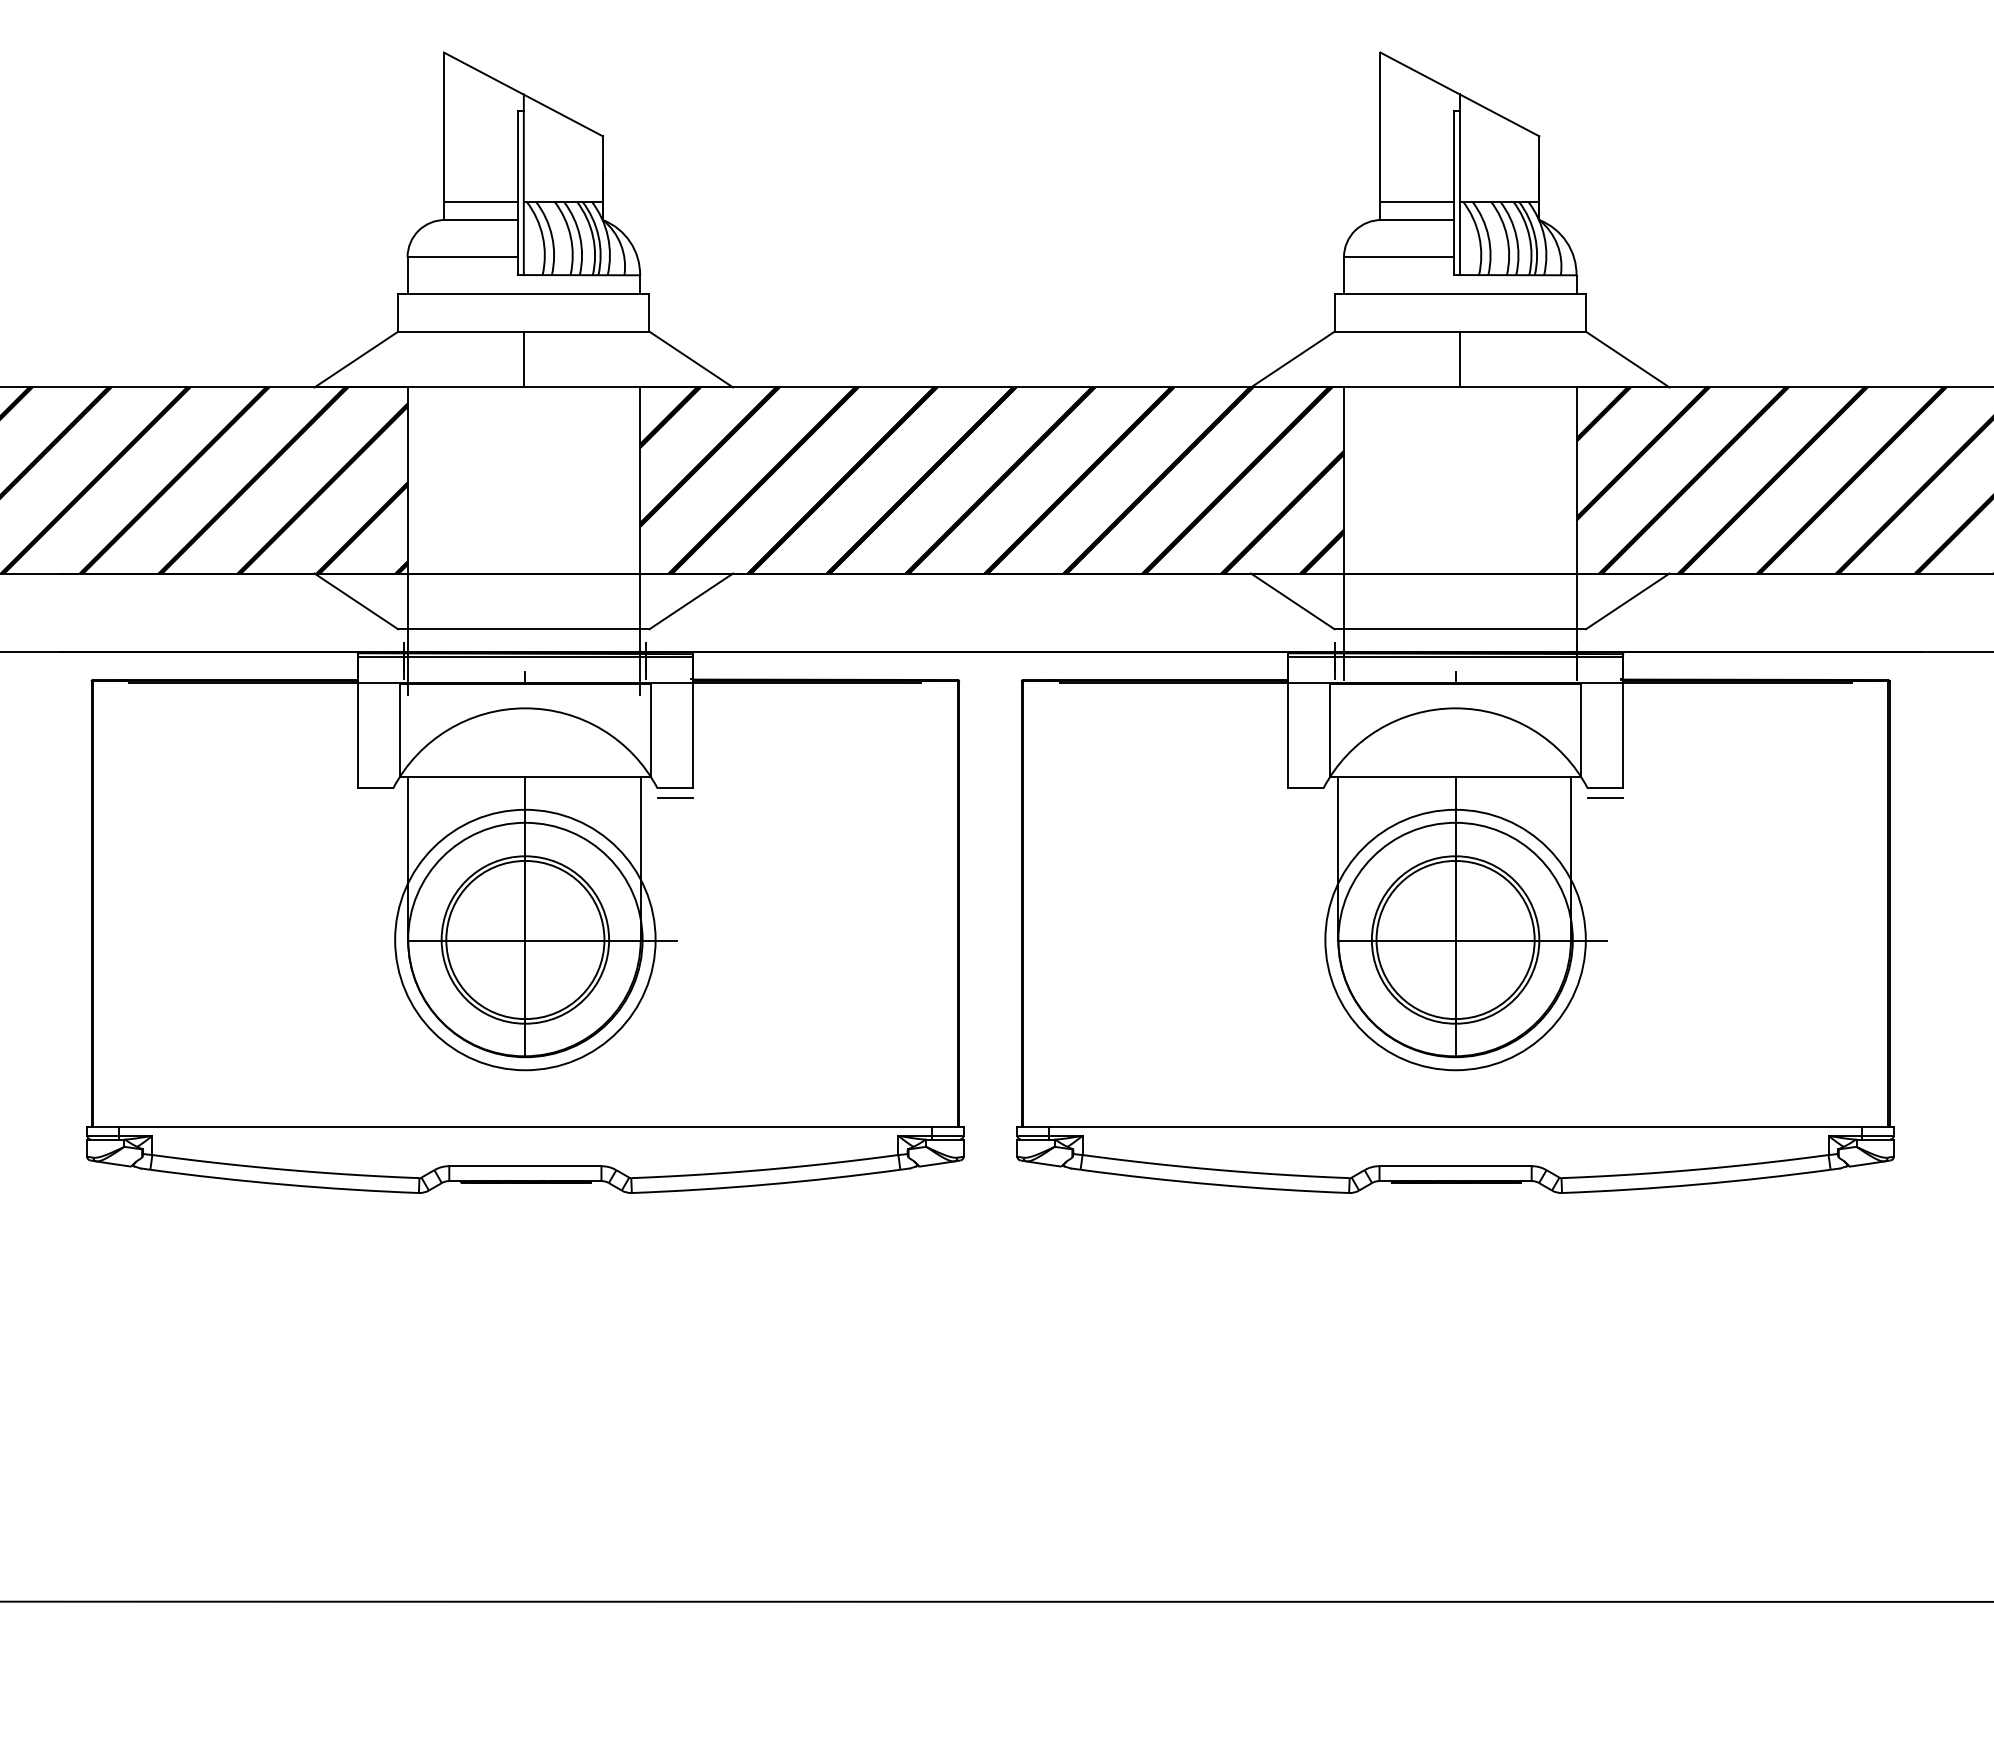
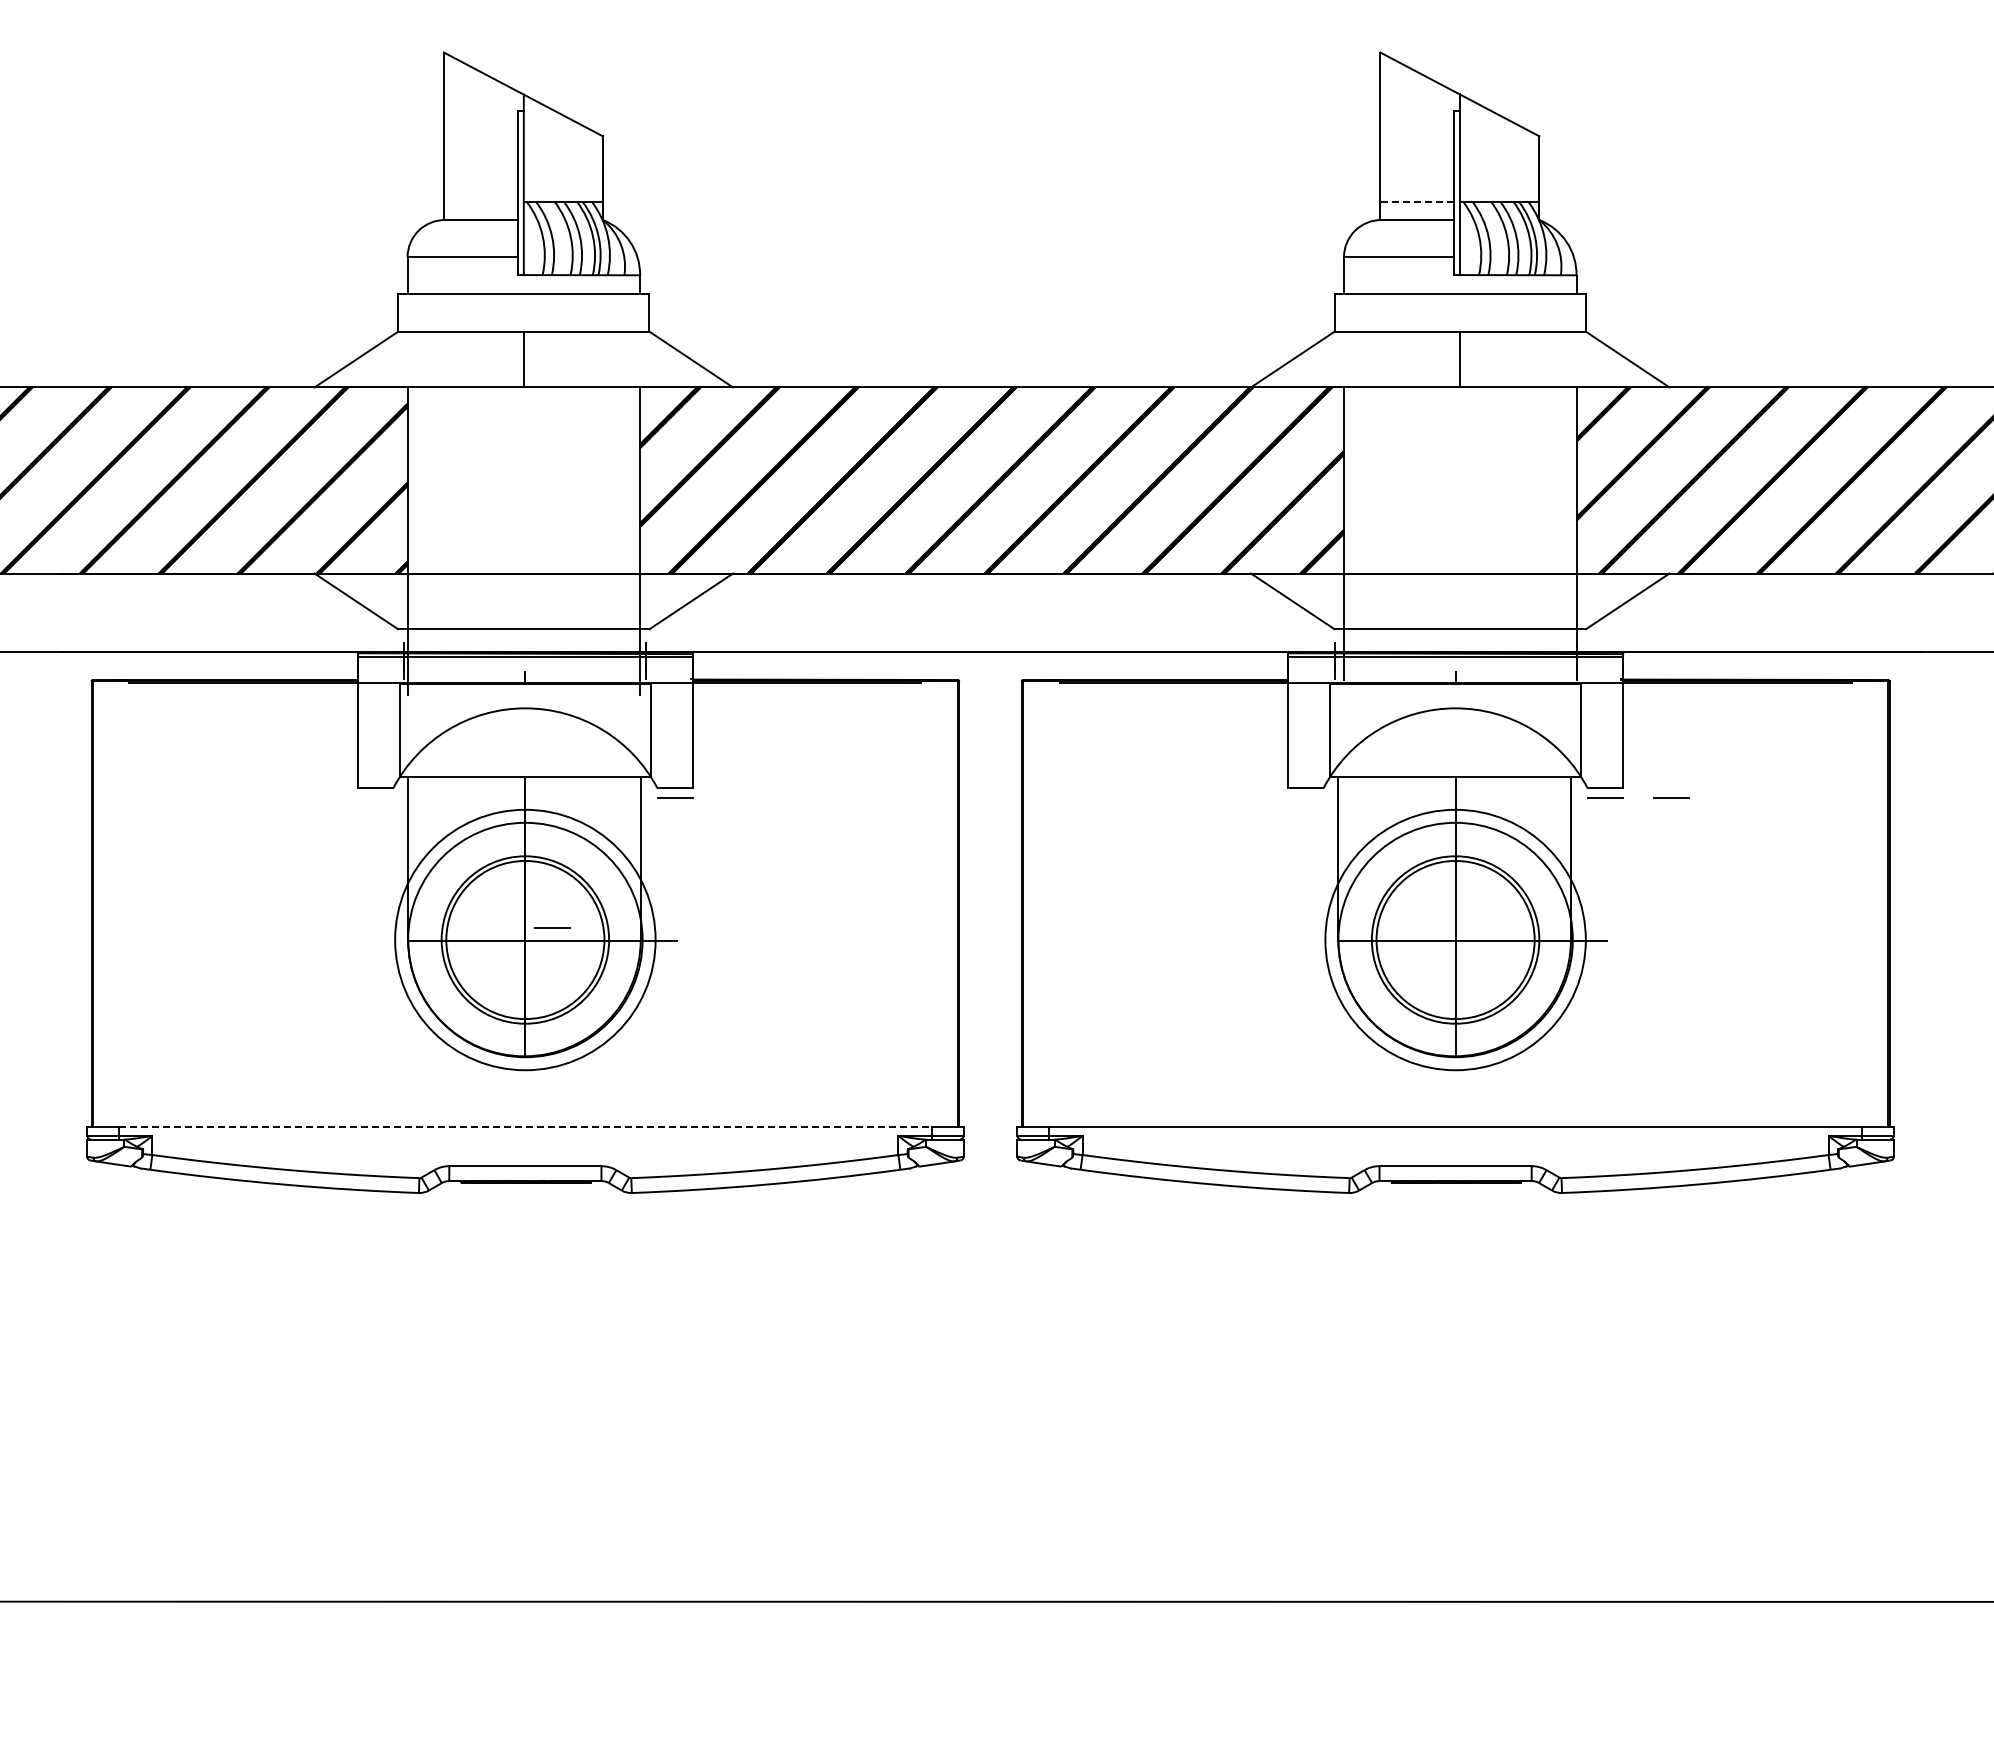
line: present -> none (480, 201)
line: solid -> dashed (1417, 201)
line: none -> present (1671, 797)
line: none -> present (552, 927)
line: solid -> dashed (525, 1127)
